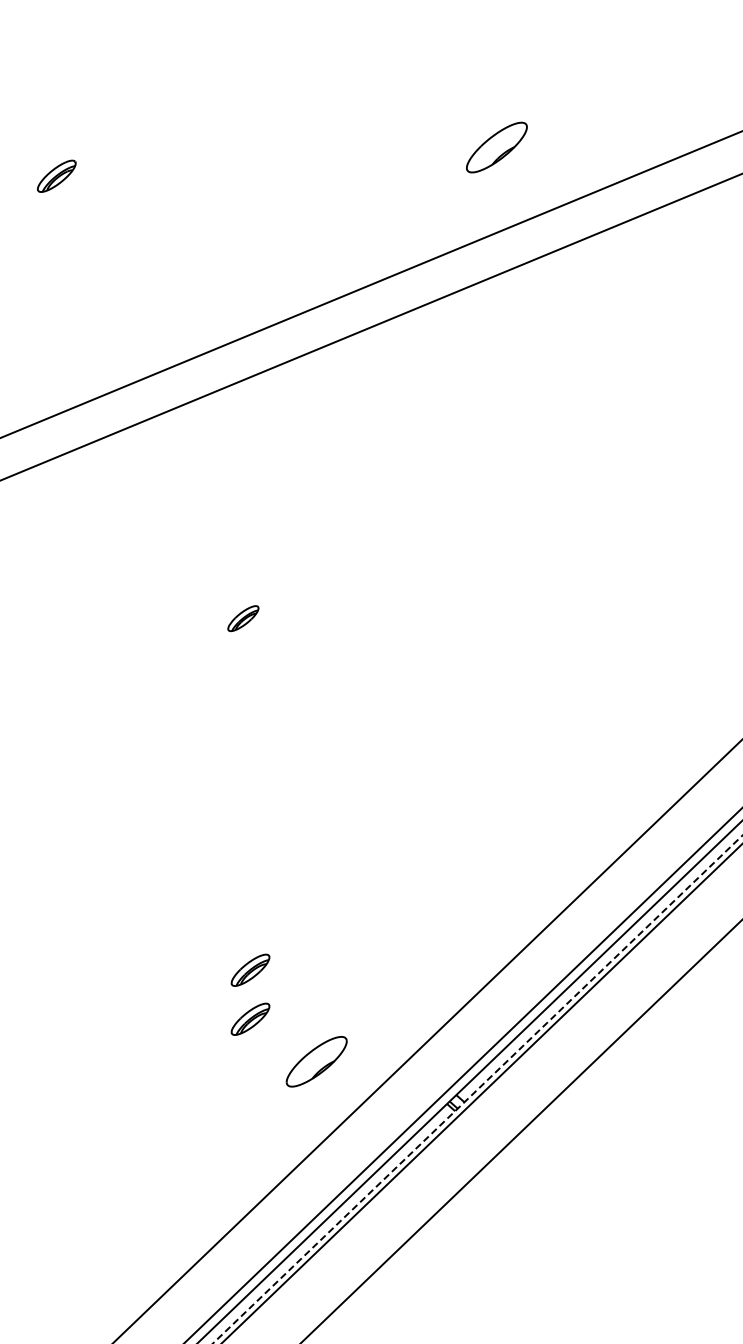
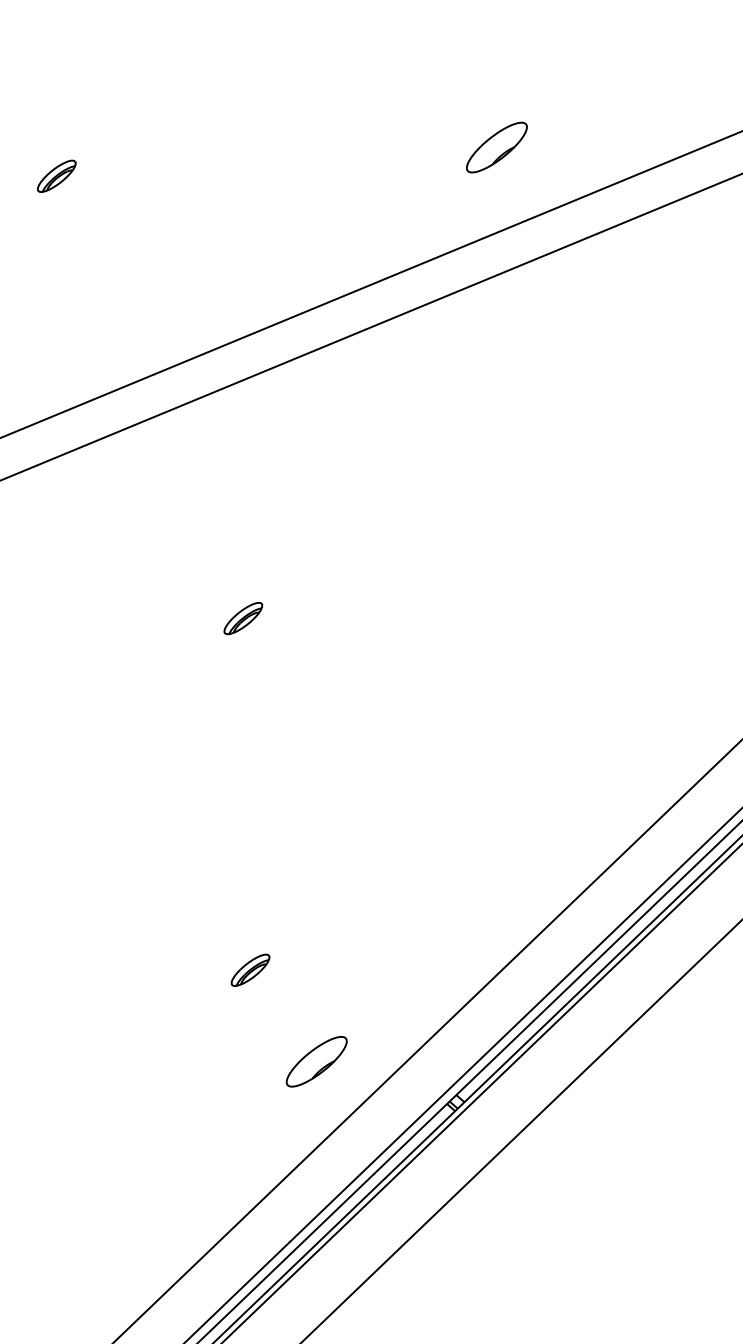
part size: 33x28 px -> 41x34 px (243, 618)
part: present -> none (250, 1018)
line: dashed -> solid (477, 1089)
